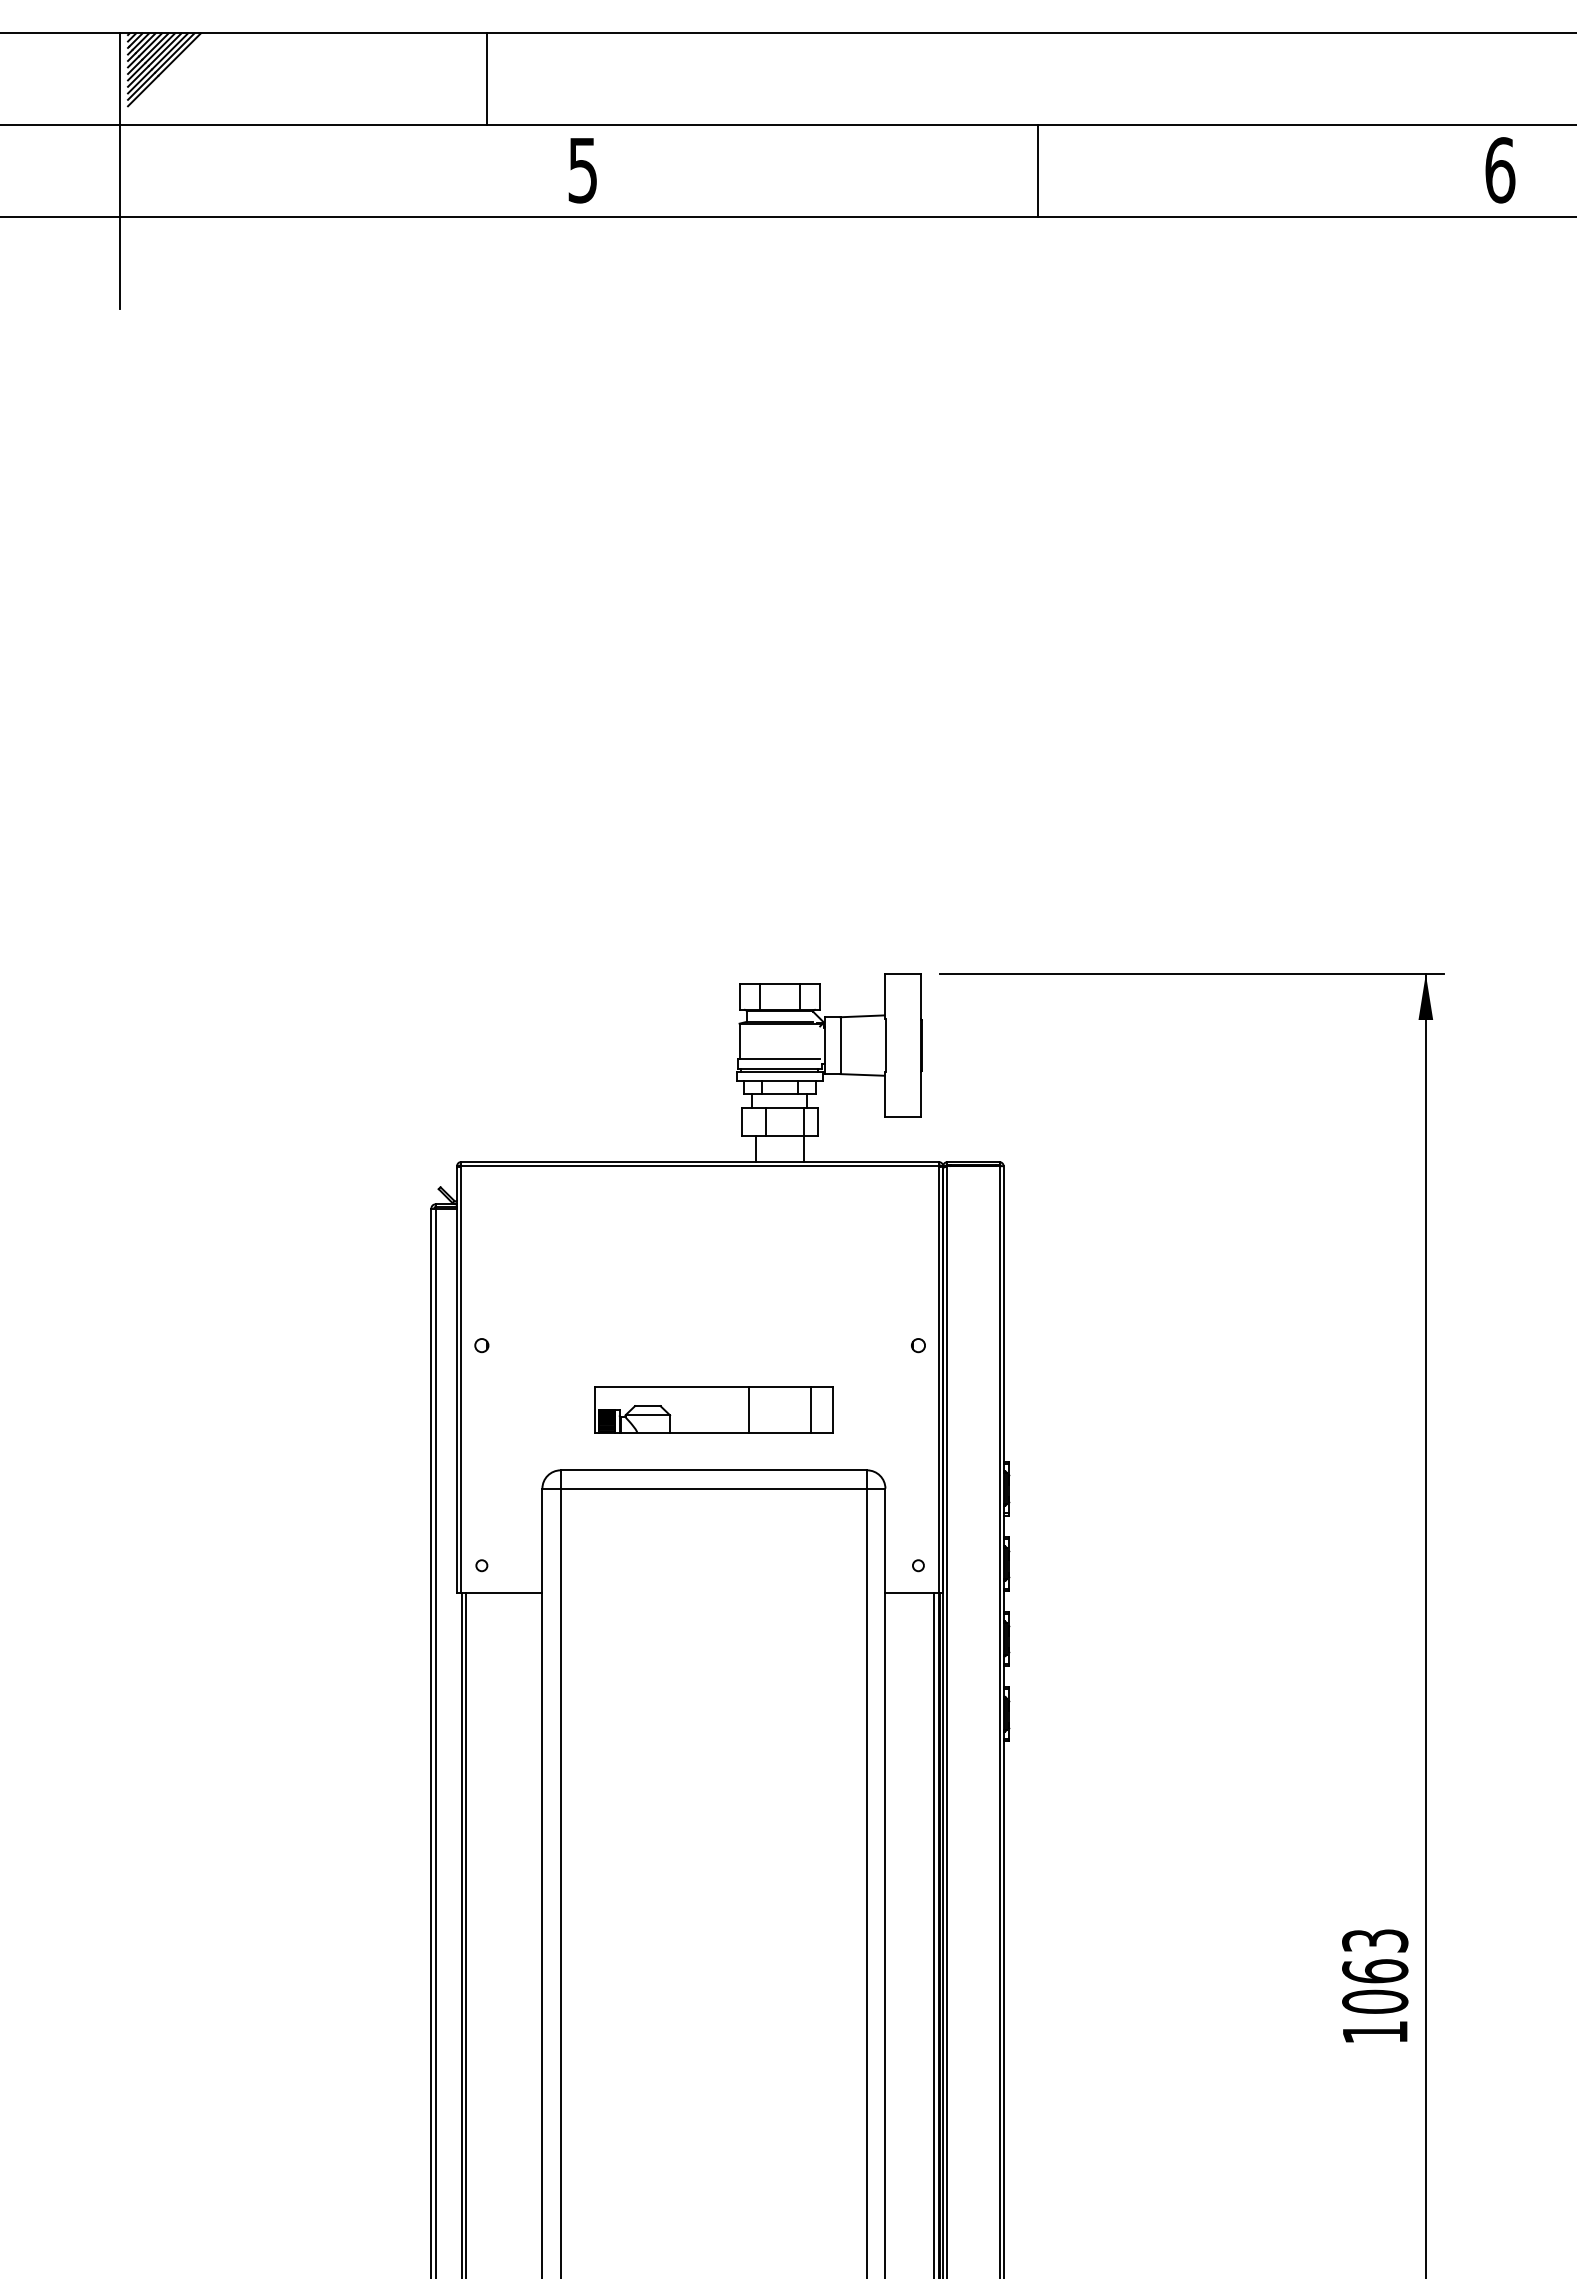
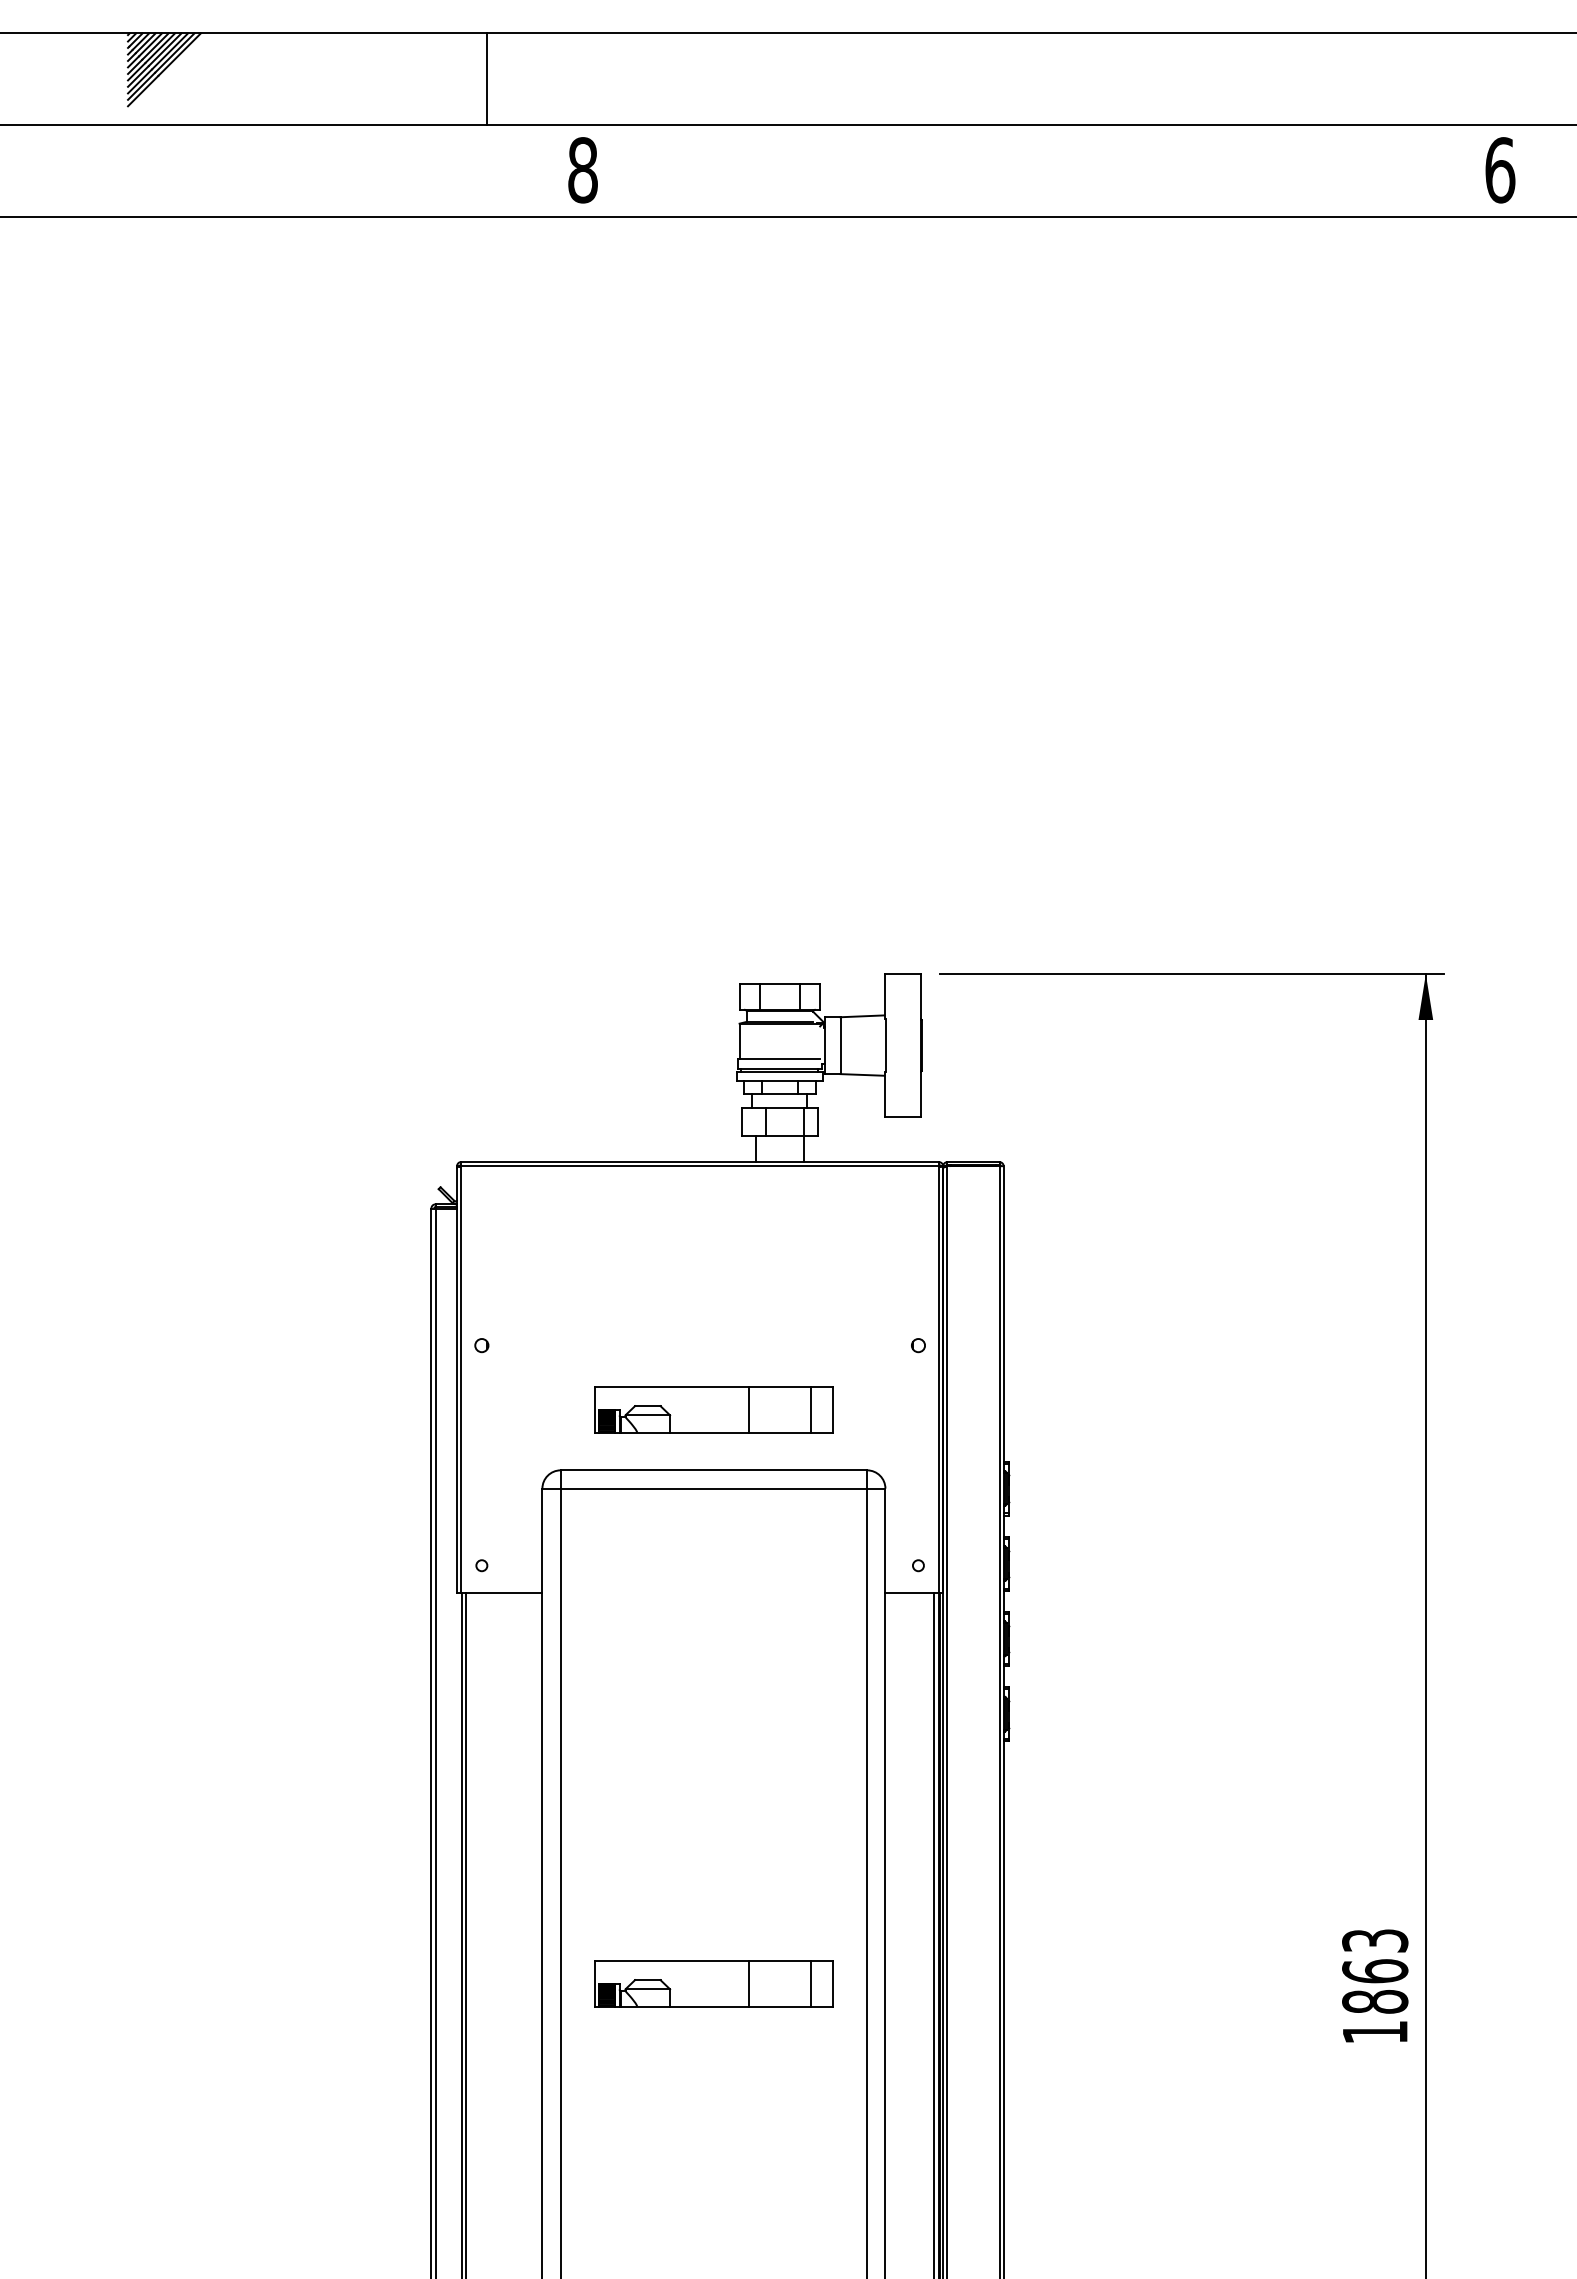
line: present -> none (120, 170)
text: 5 -> 8 (582, 170)
line: present -> none (1037, 170)
part: none -> present (713, 1983)
text: 1063 -> 1863 (1375, 2001)
